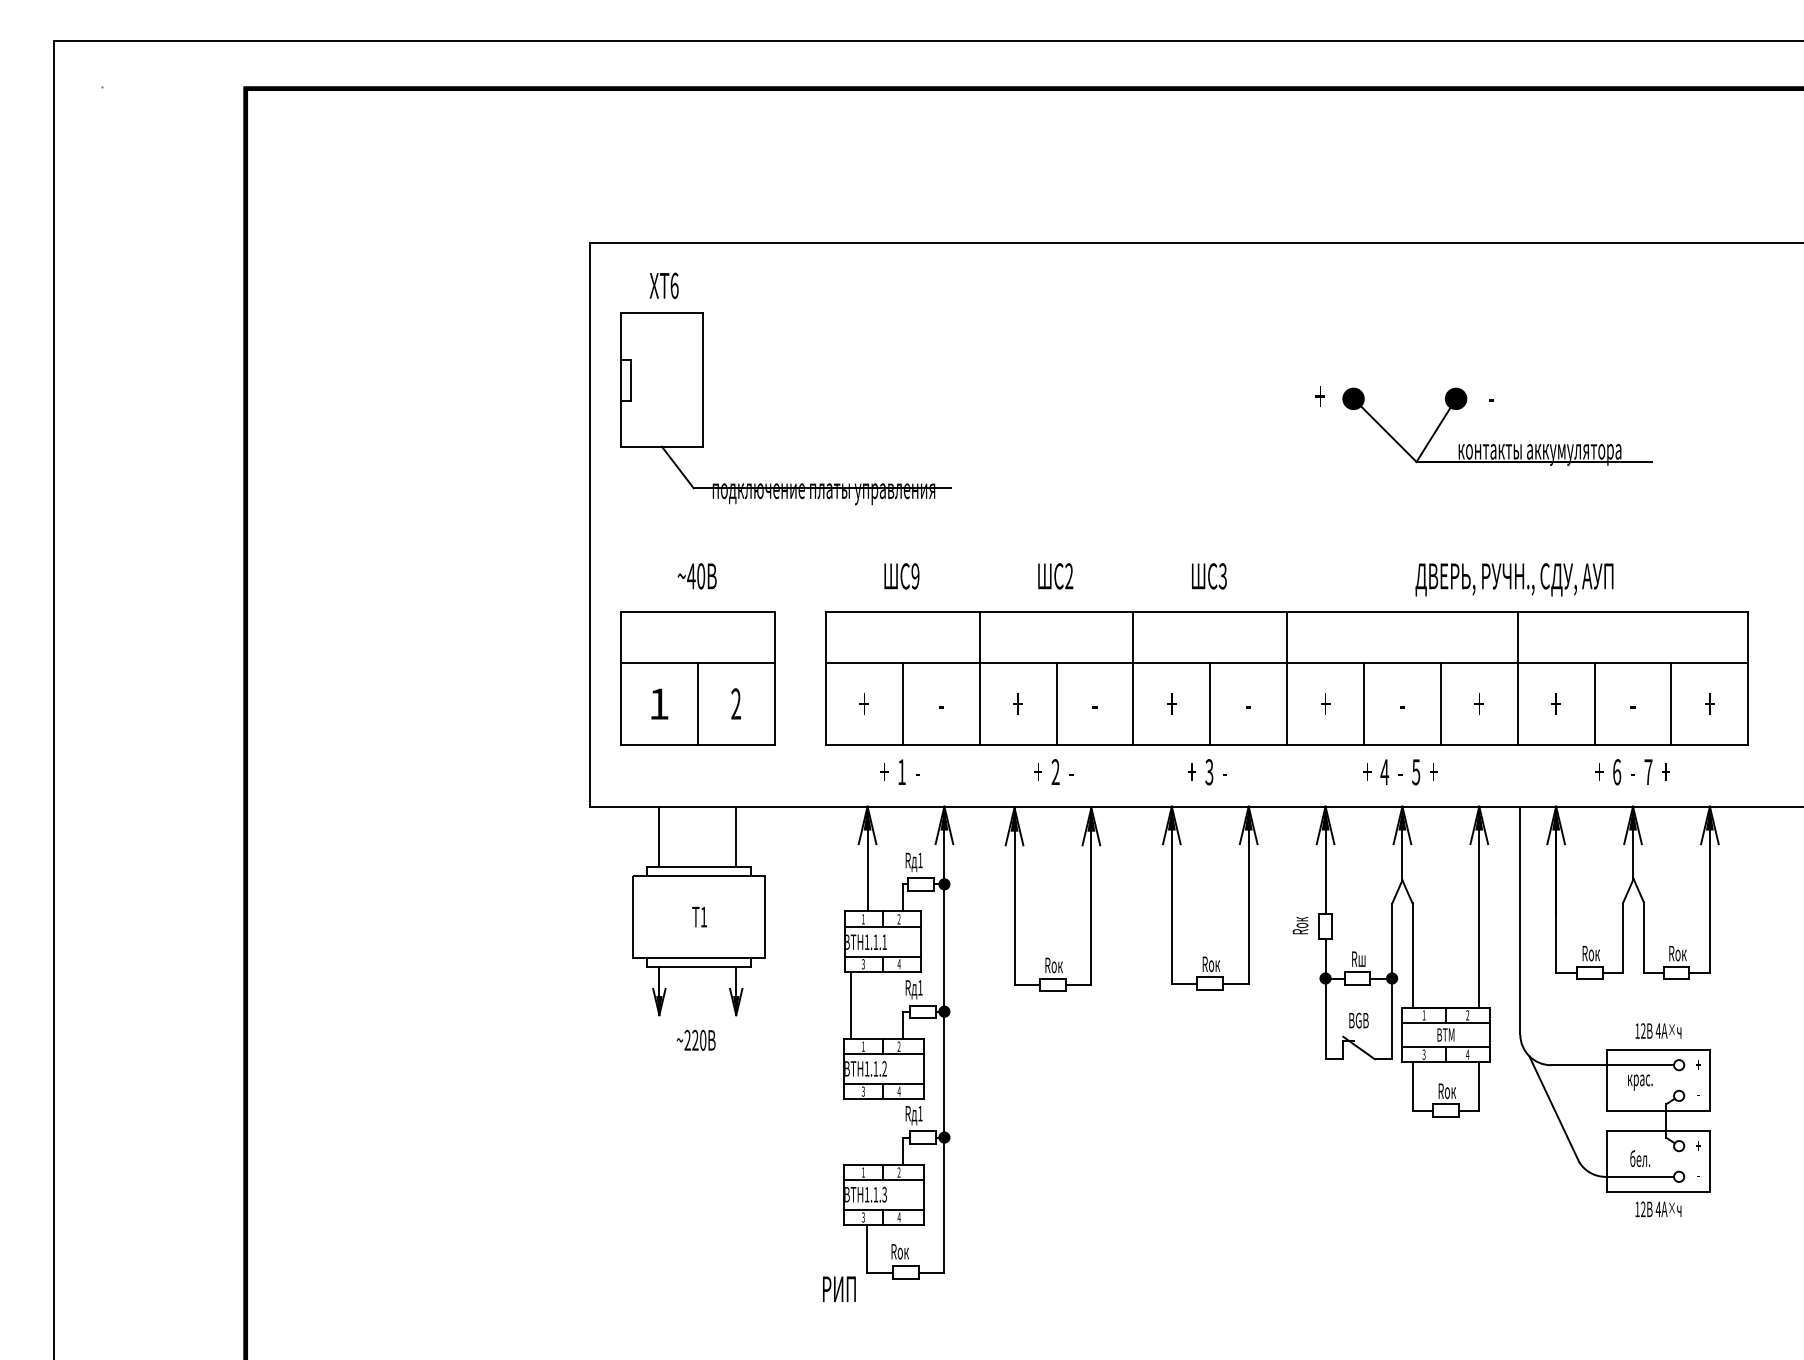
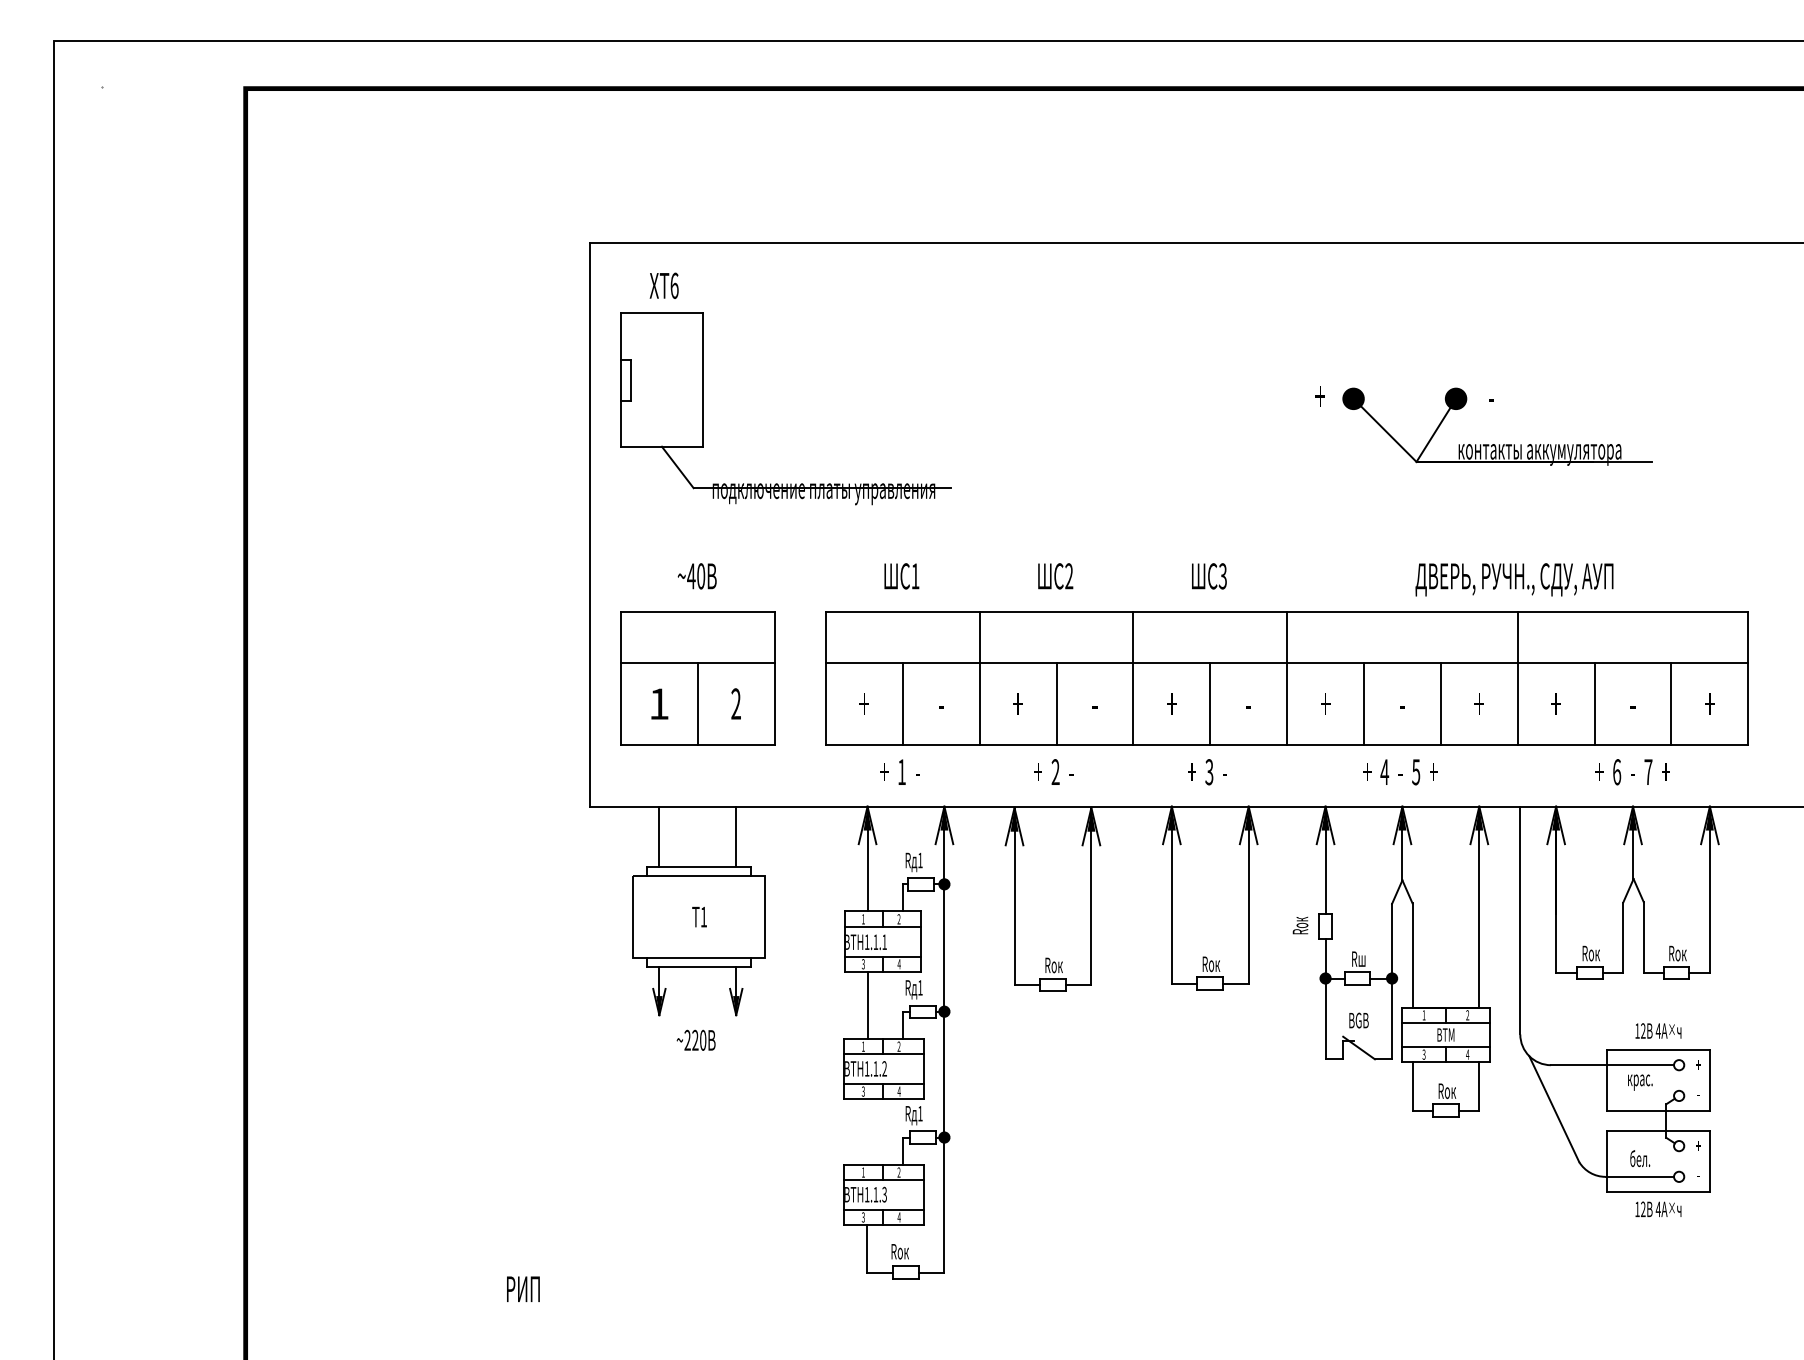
text: 9 -> 1 (915, 576)
line position: (850, 1005) -> (867, 1005) (867, 1005)
text position: (839, 1288) -> (523, 1288) (523, 1288)
